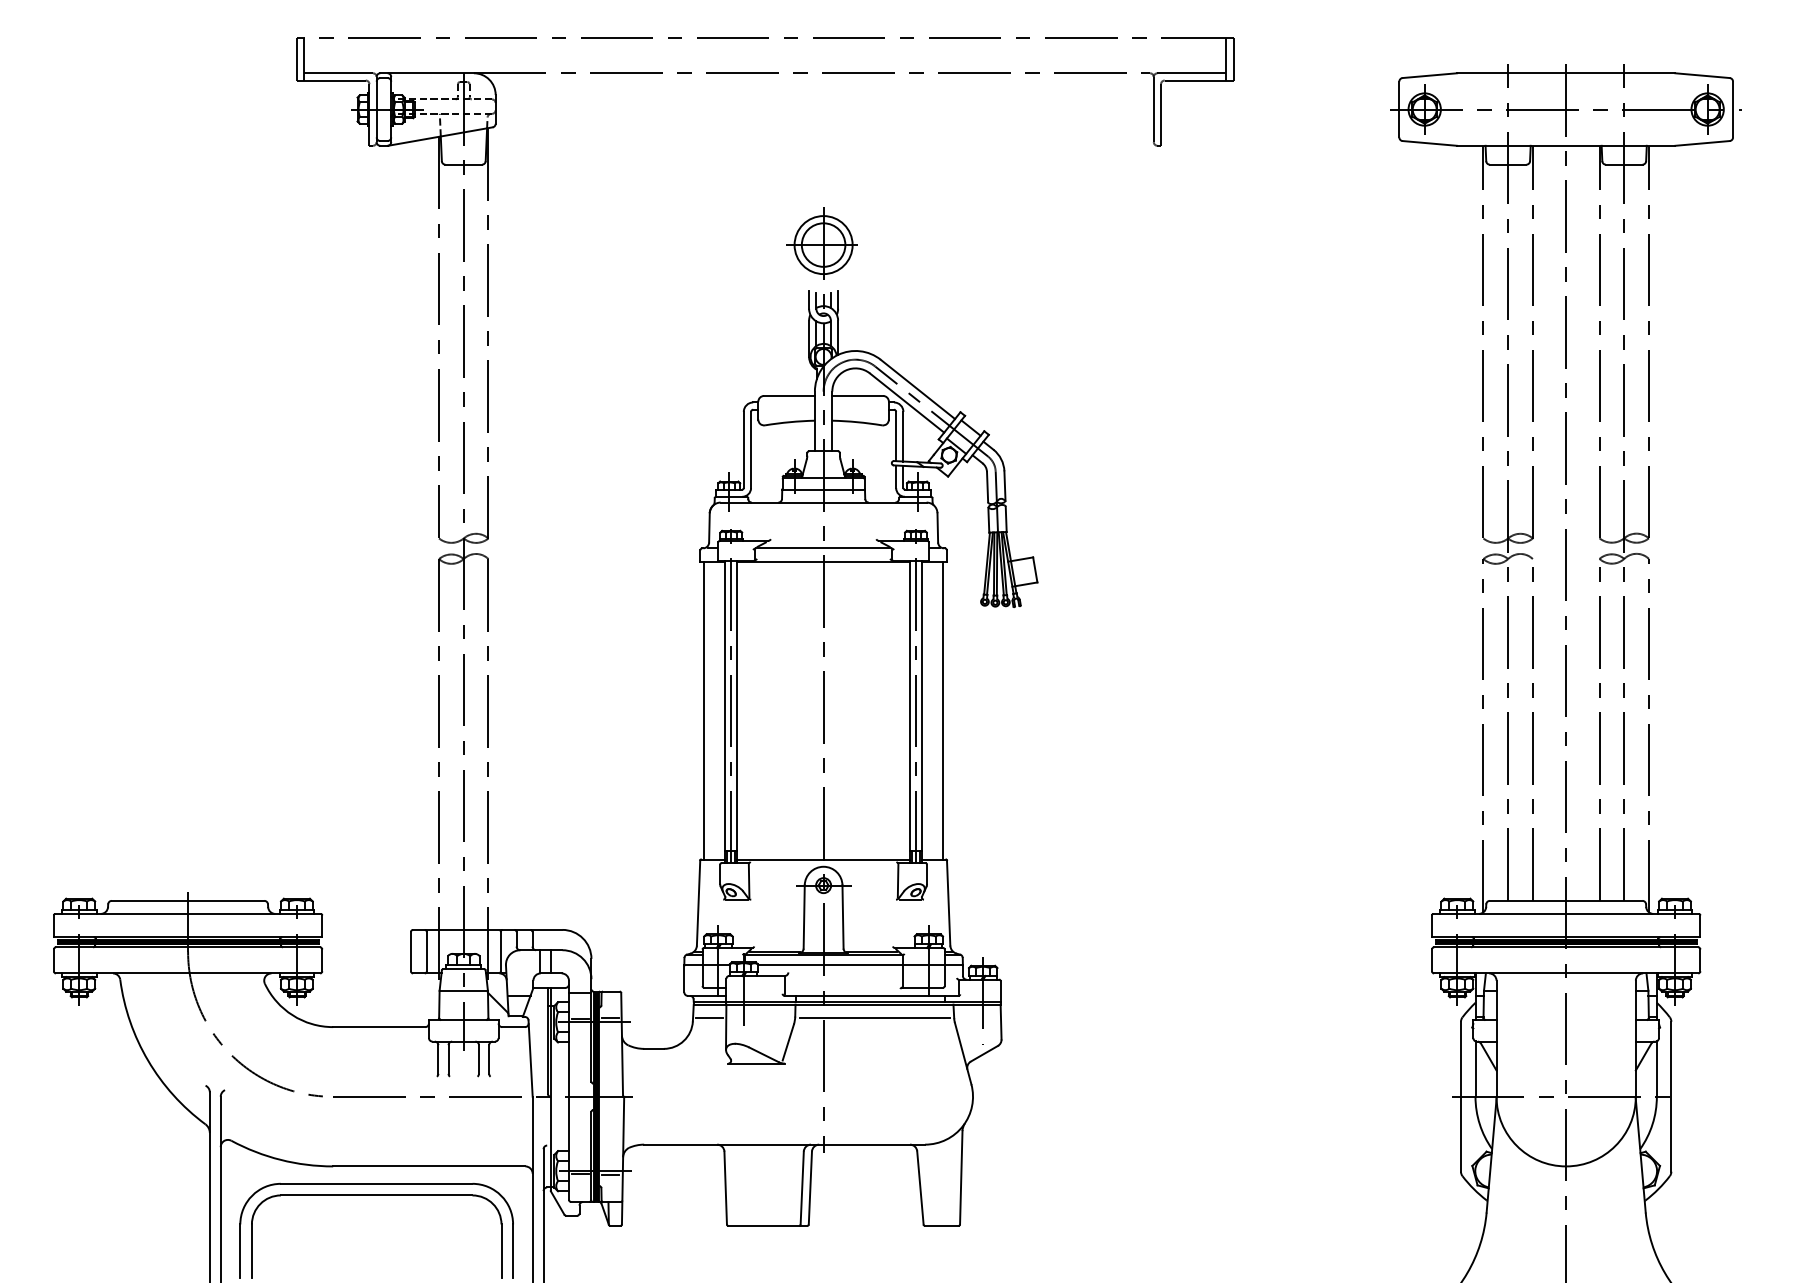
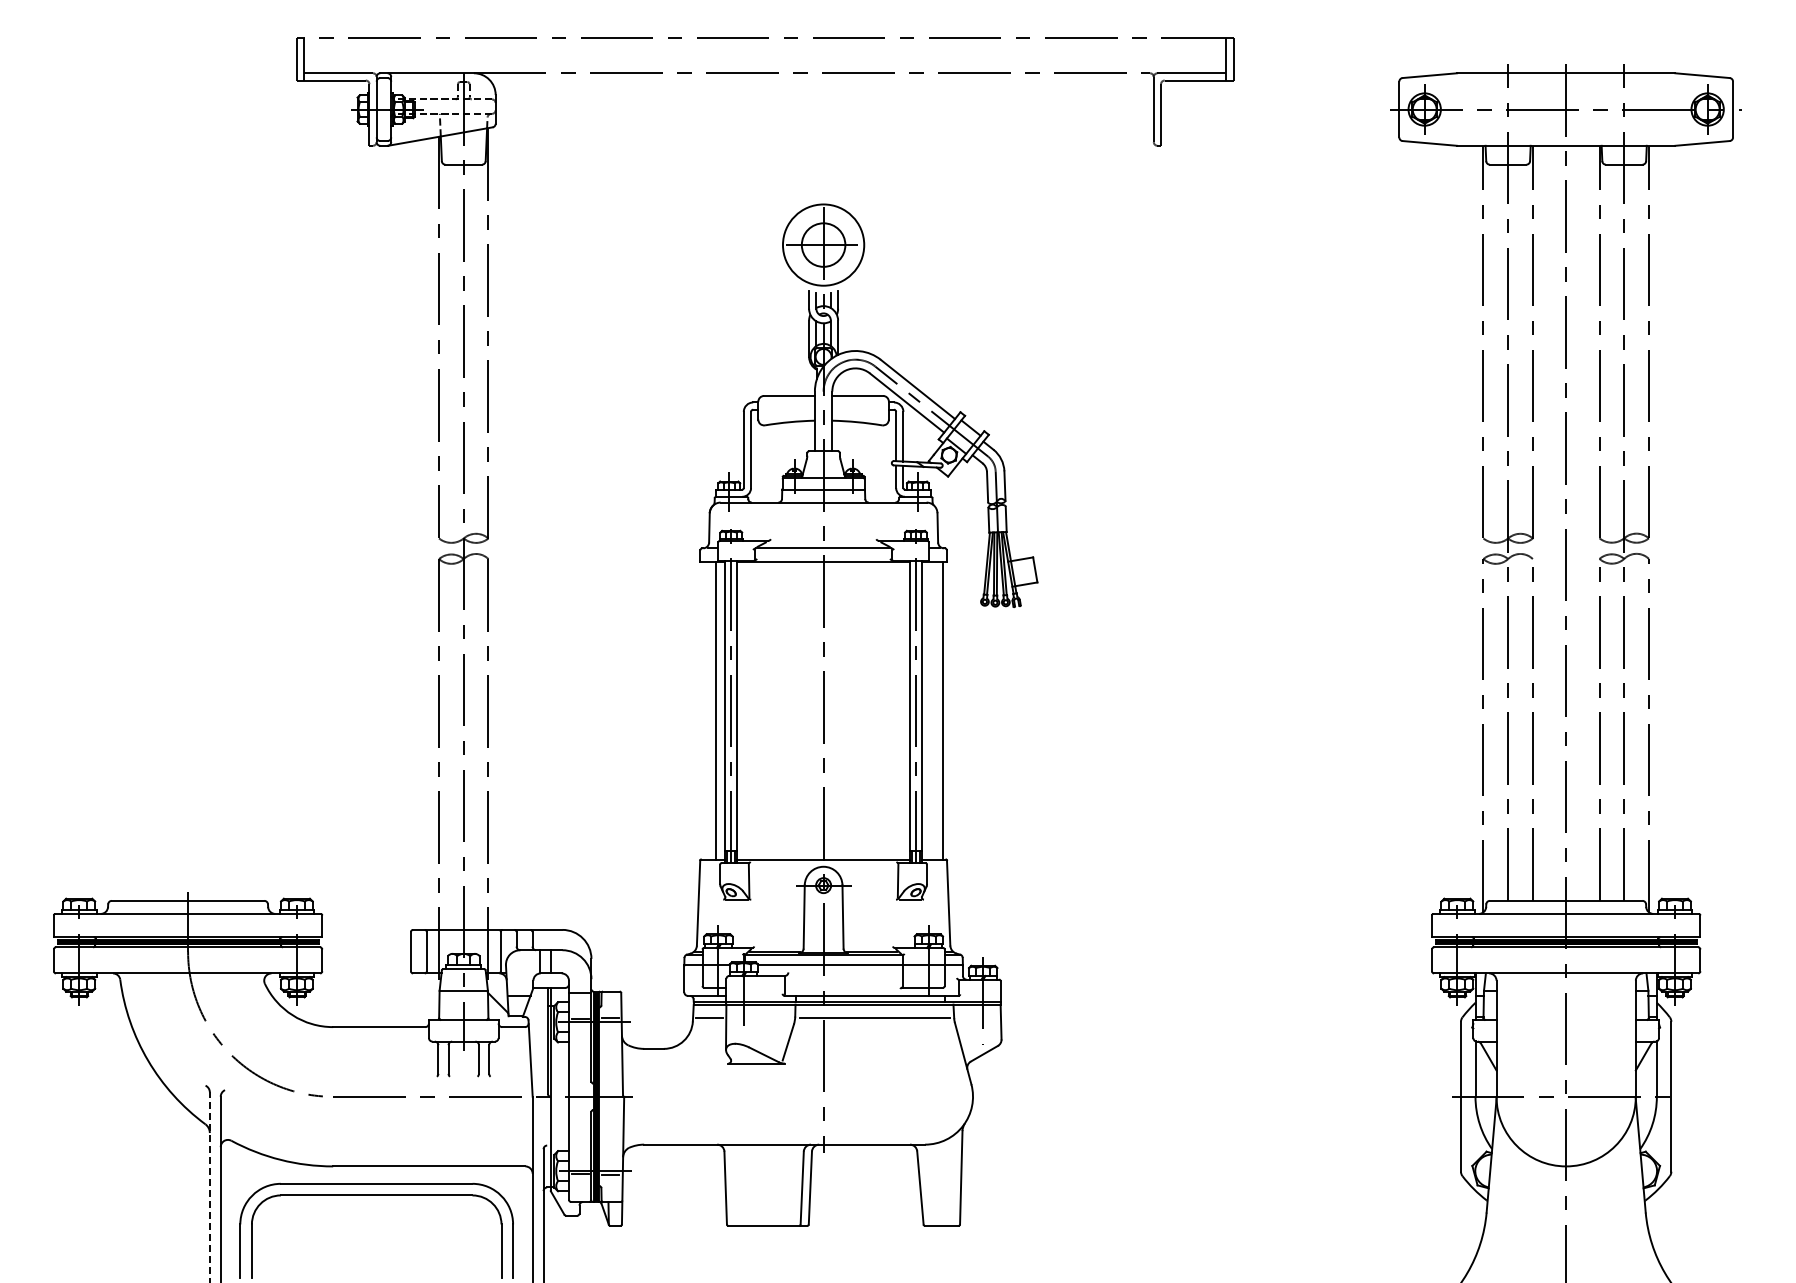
circle diameter: 58 px -> 81 px (823, 244)
line position: (703, 710) -> (715, 710) (715, 710)
line: solid -> dashed (209, 1186)
